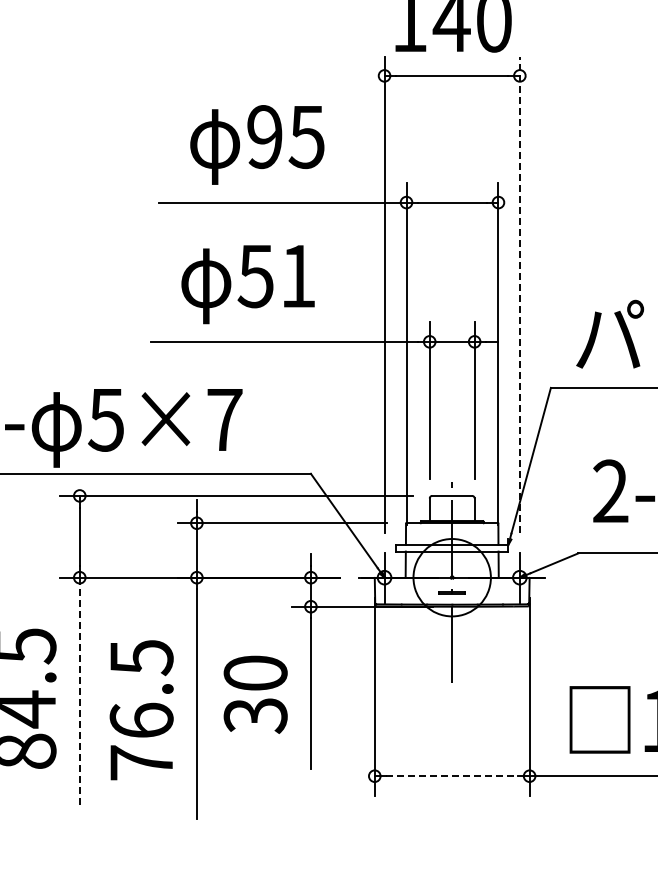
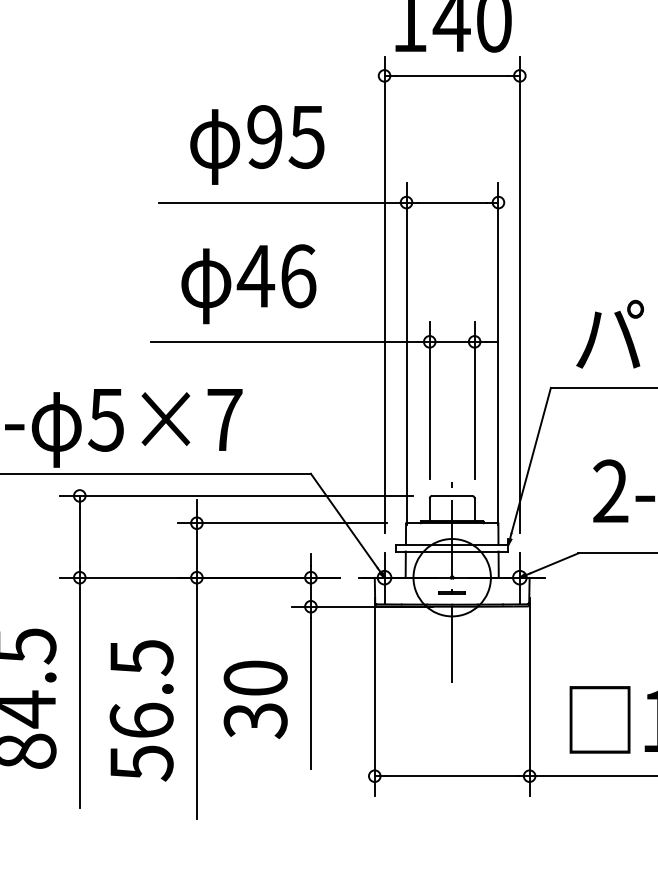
text: 51 -> 46 (276, 276)
line: dashed -> solid (519, 294)
line: dashed -> solid (79, 693)
text position: (255, 694) -> (255, 699) (255, 699)
text: 76.5 -> 56.5 (141, 763)
line: dashed -> solid (452, 776)
